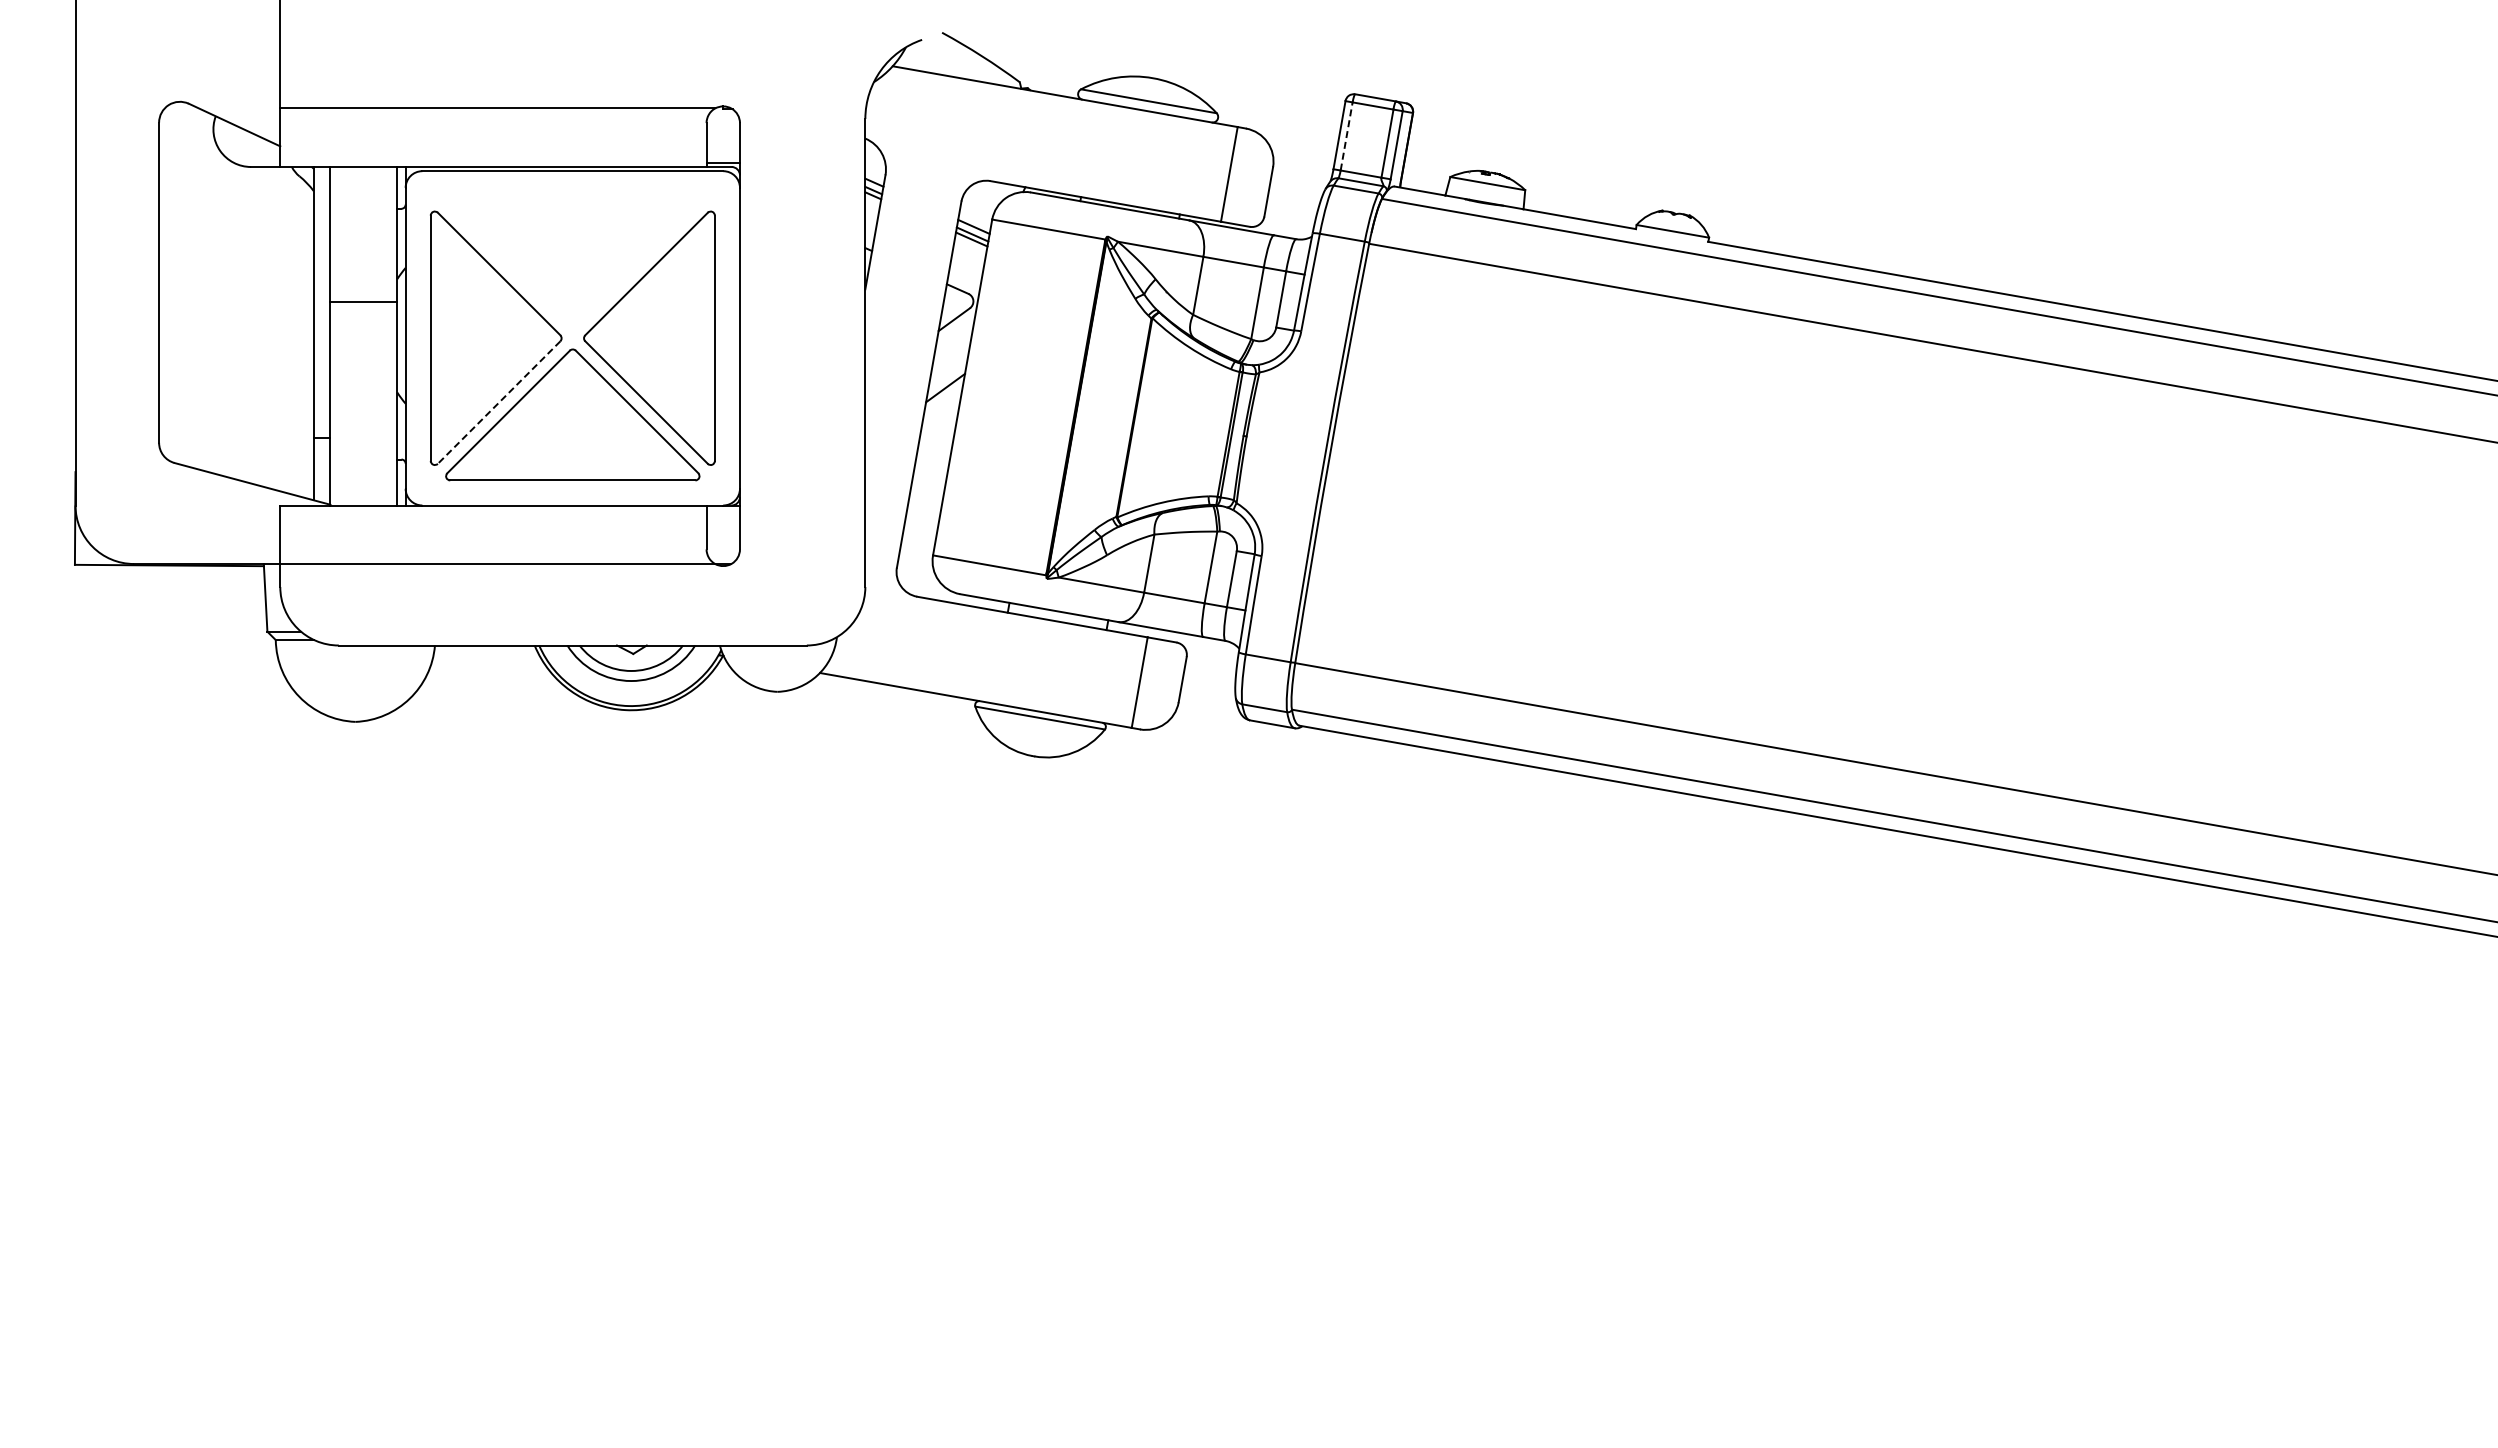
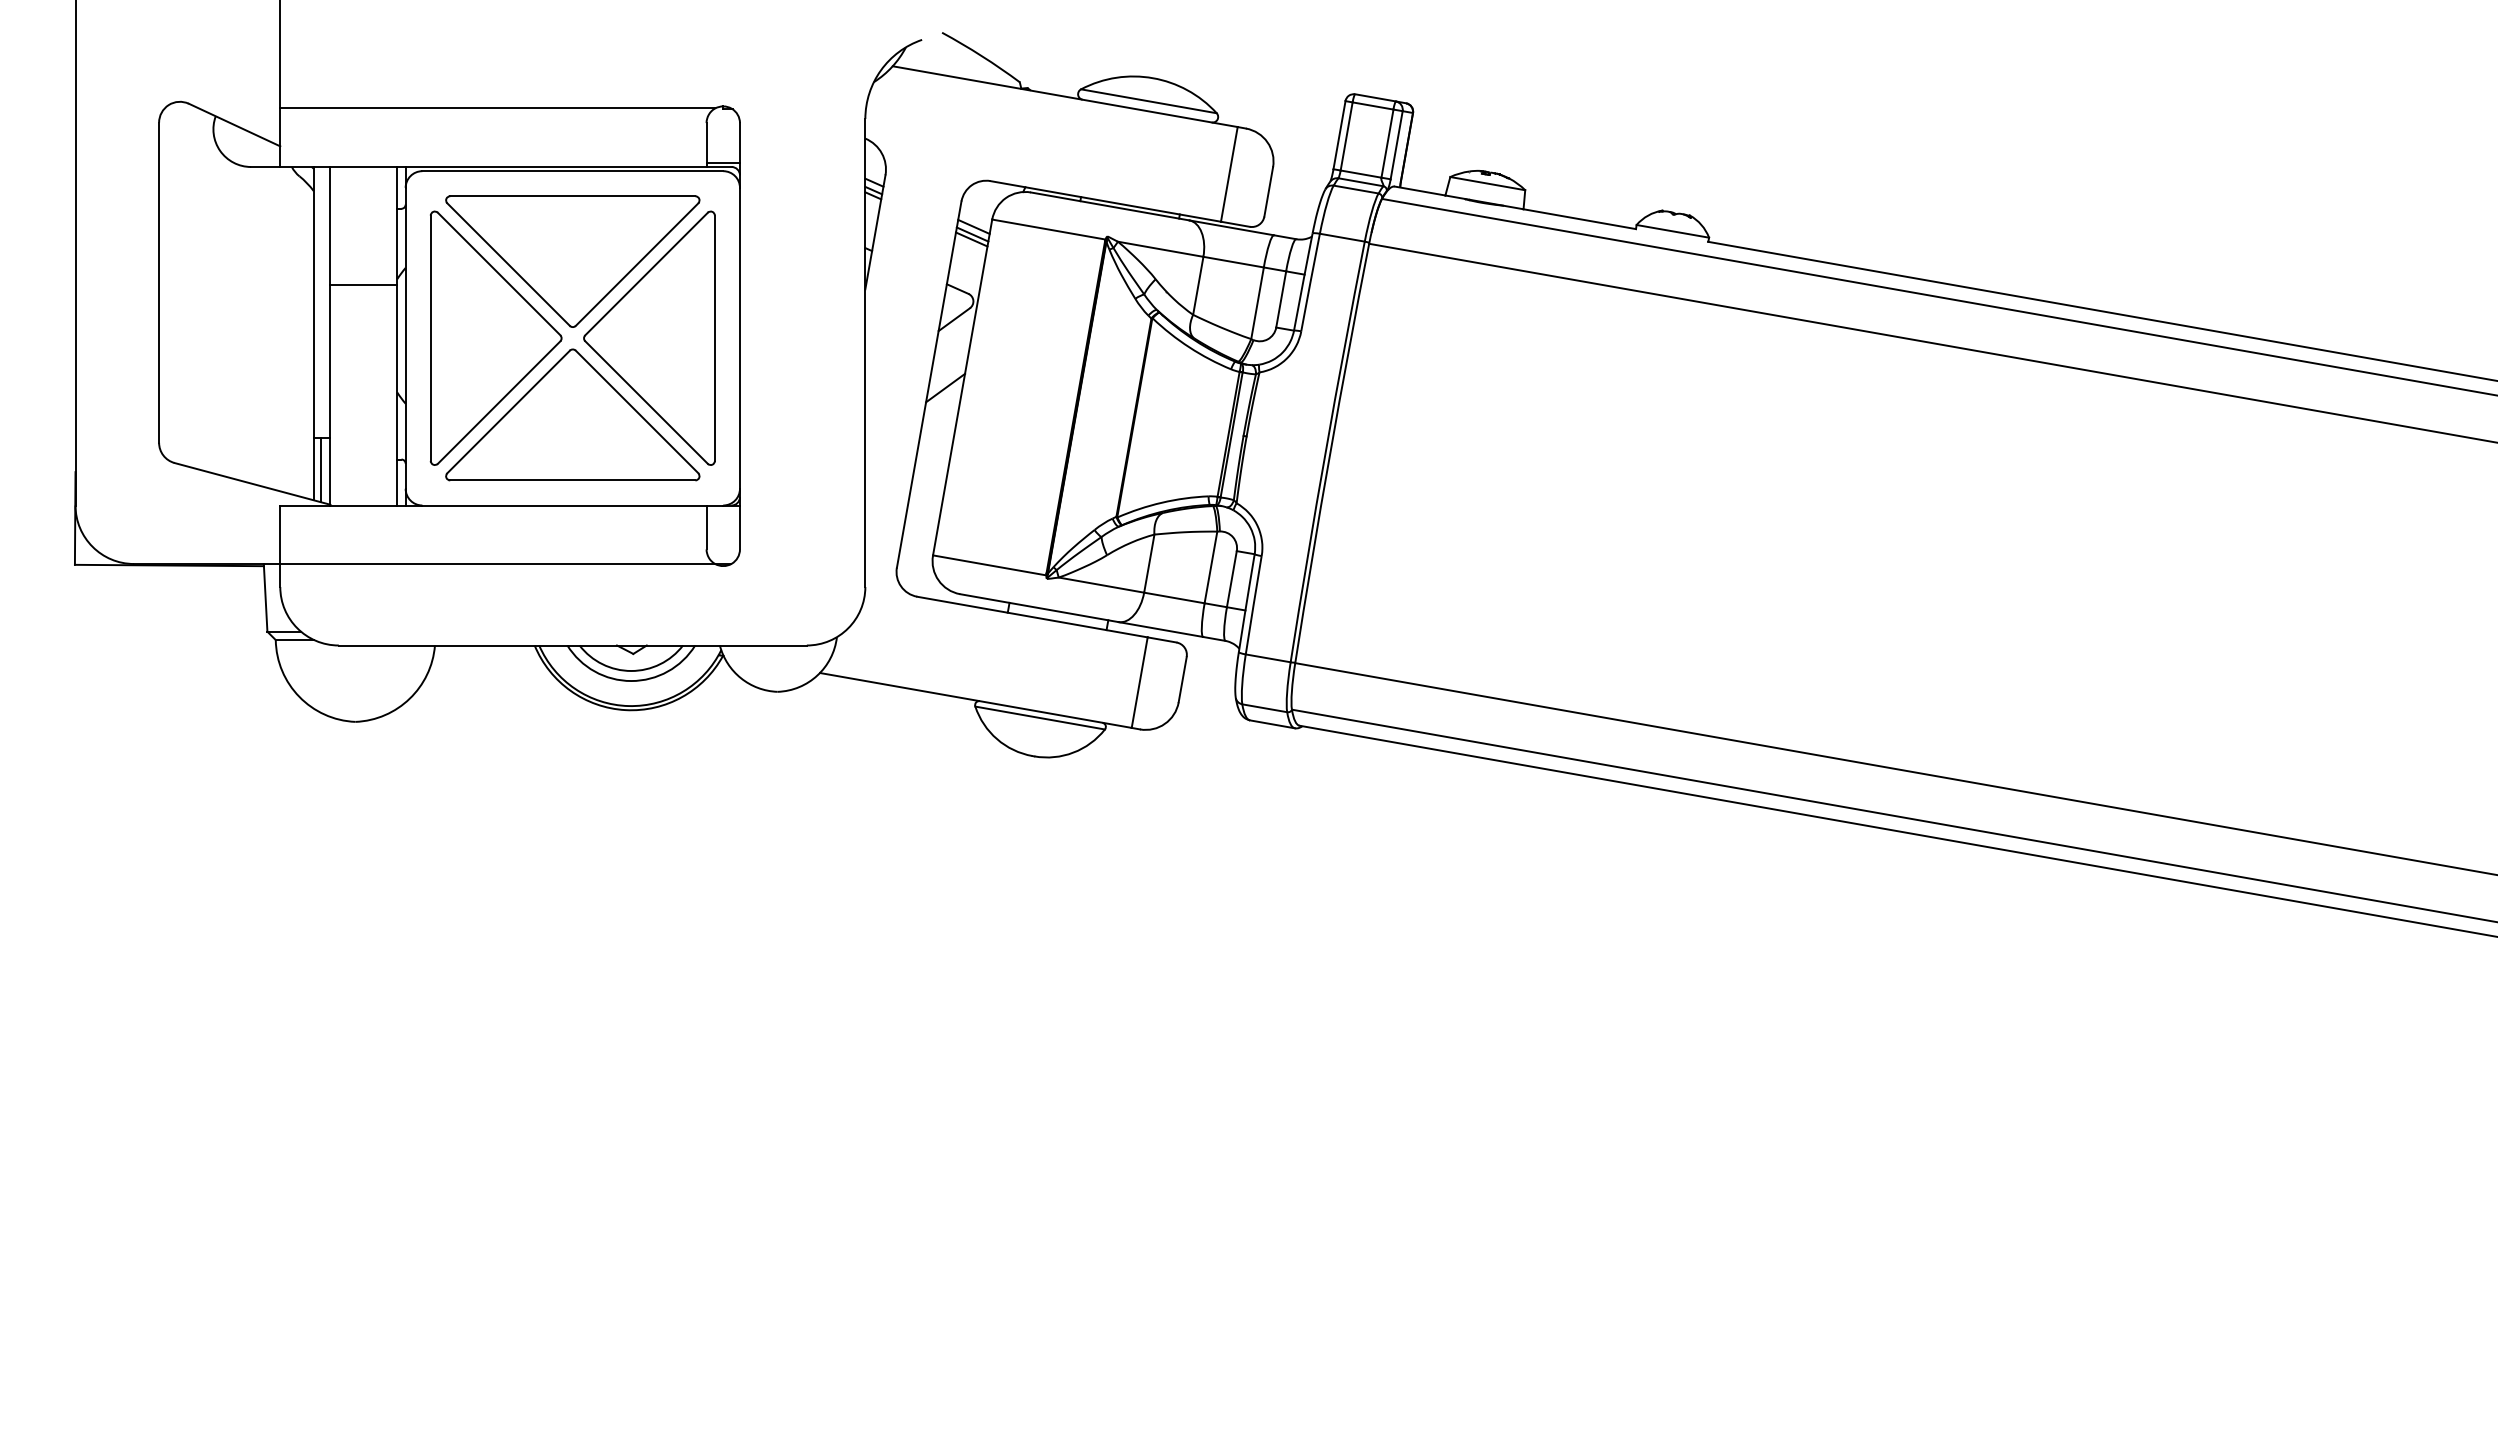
line: dashed -> solid (1346, 136)
part: none -> present (572, 261)
line position: (363, 301) -> (363, 284) (363, 284)
line: dashed -> solid (499, 402)
line: none -> present (321, 469)
